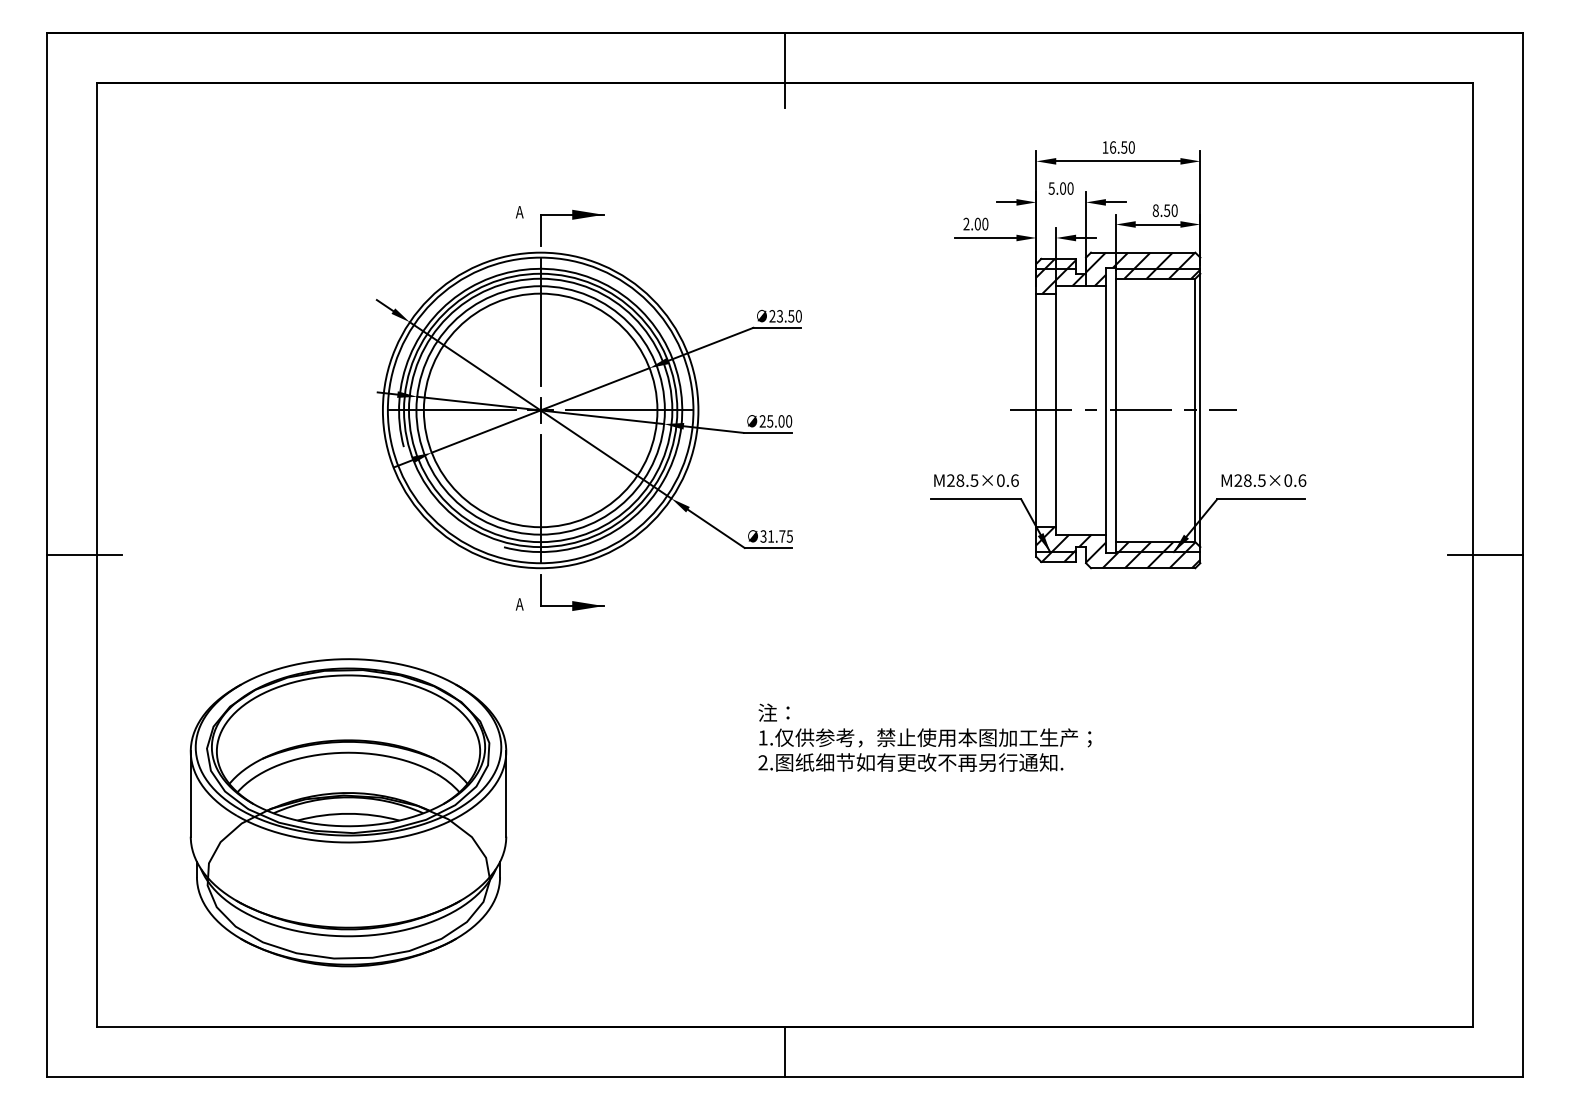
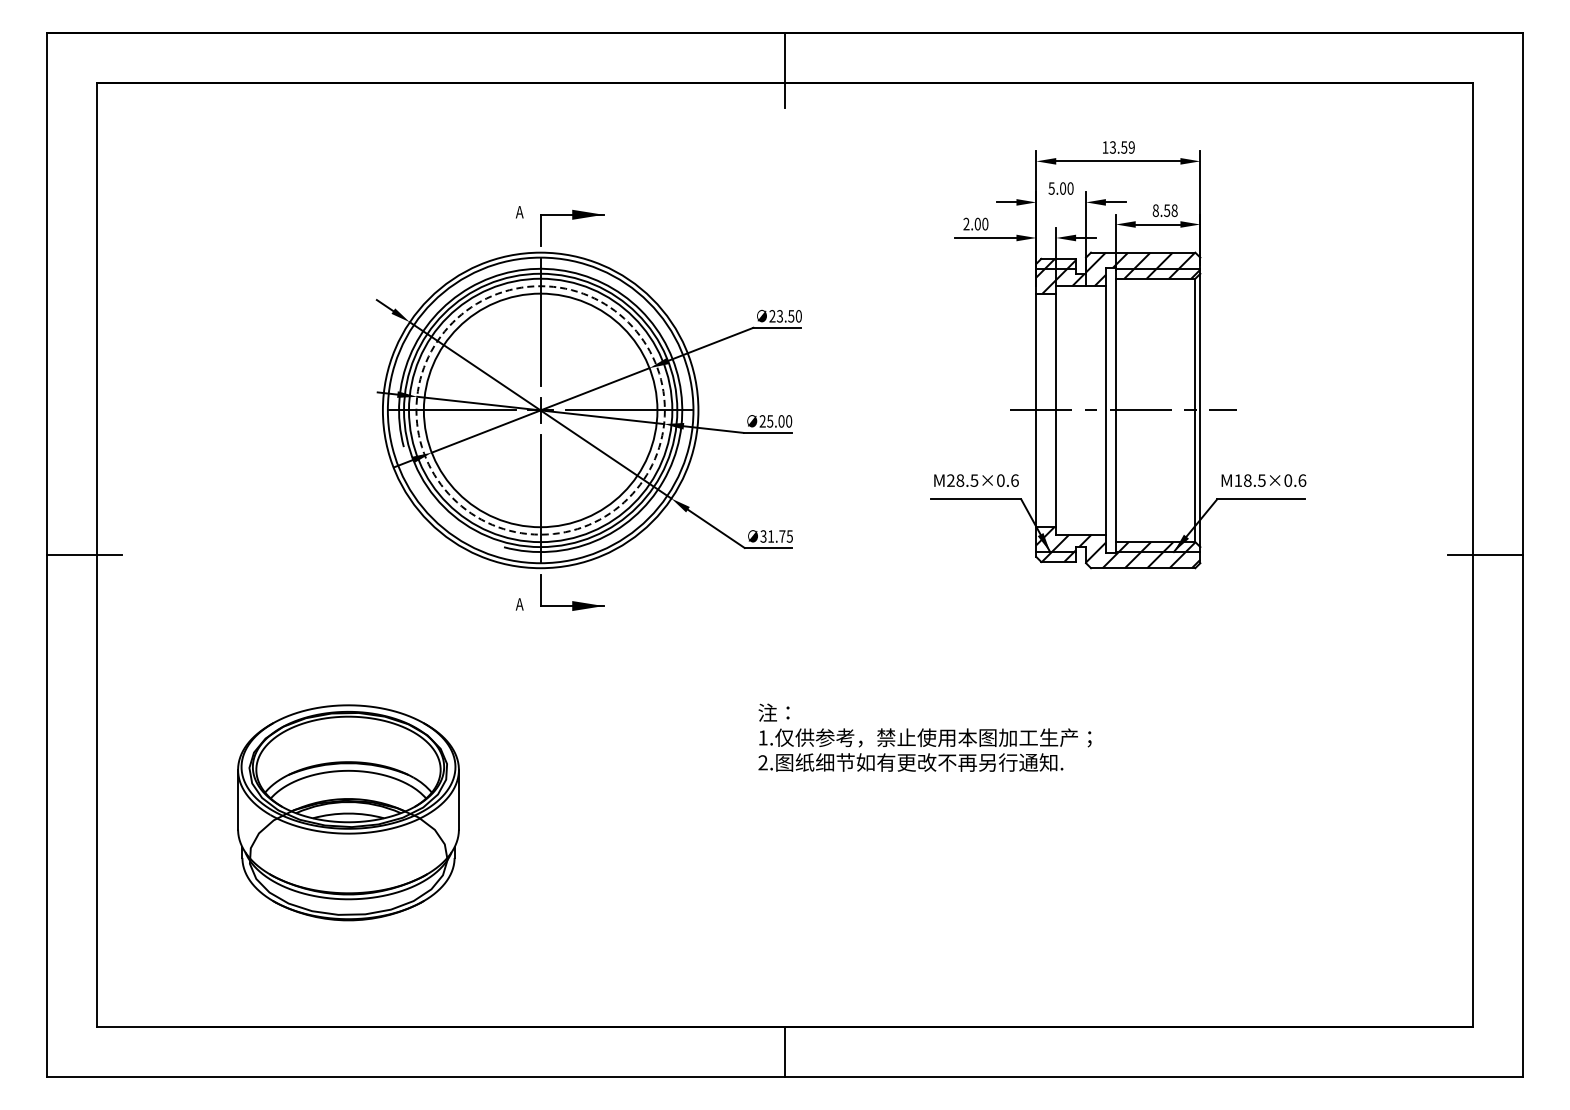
text: 16.50 -> 13.59 (1121, 147)
text: 8.50 -> 8.58 (1174, 210)
circle: solid -> dashed (540, 410)
text: M28.5×0.6 -> M18.5×0.6 (1238, 480)
part size: 319x310 px -> 223x218 px (348, 812)
